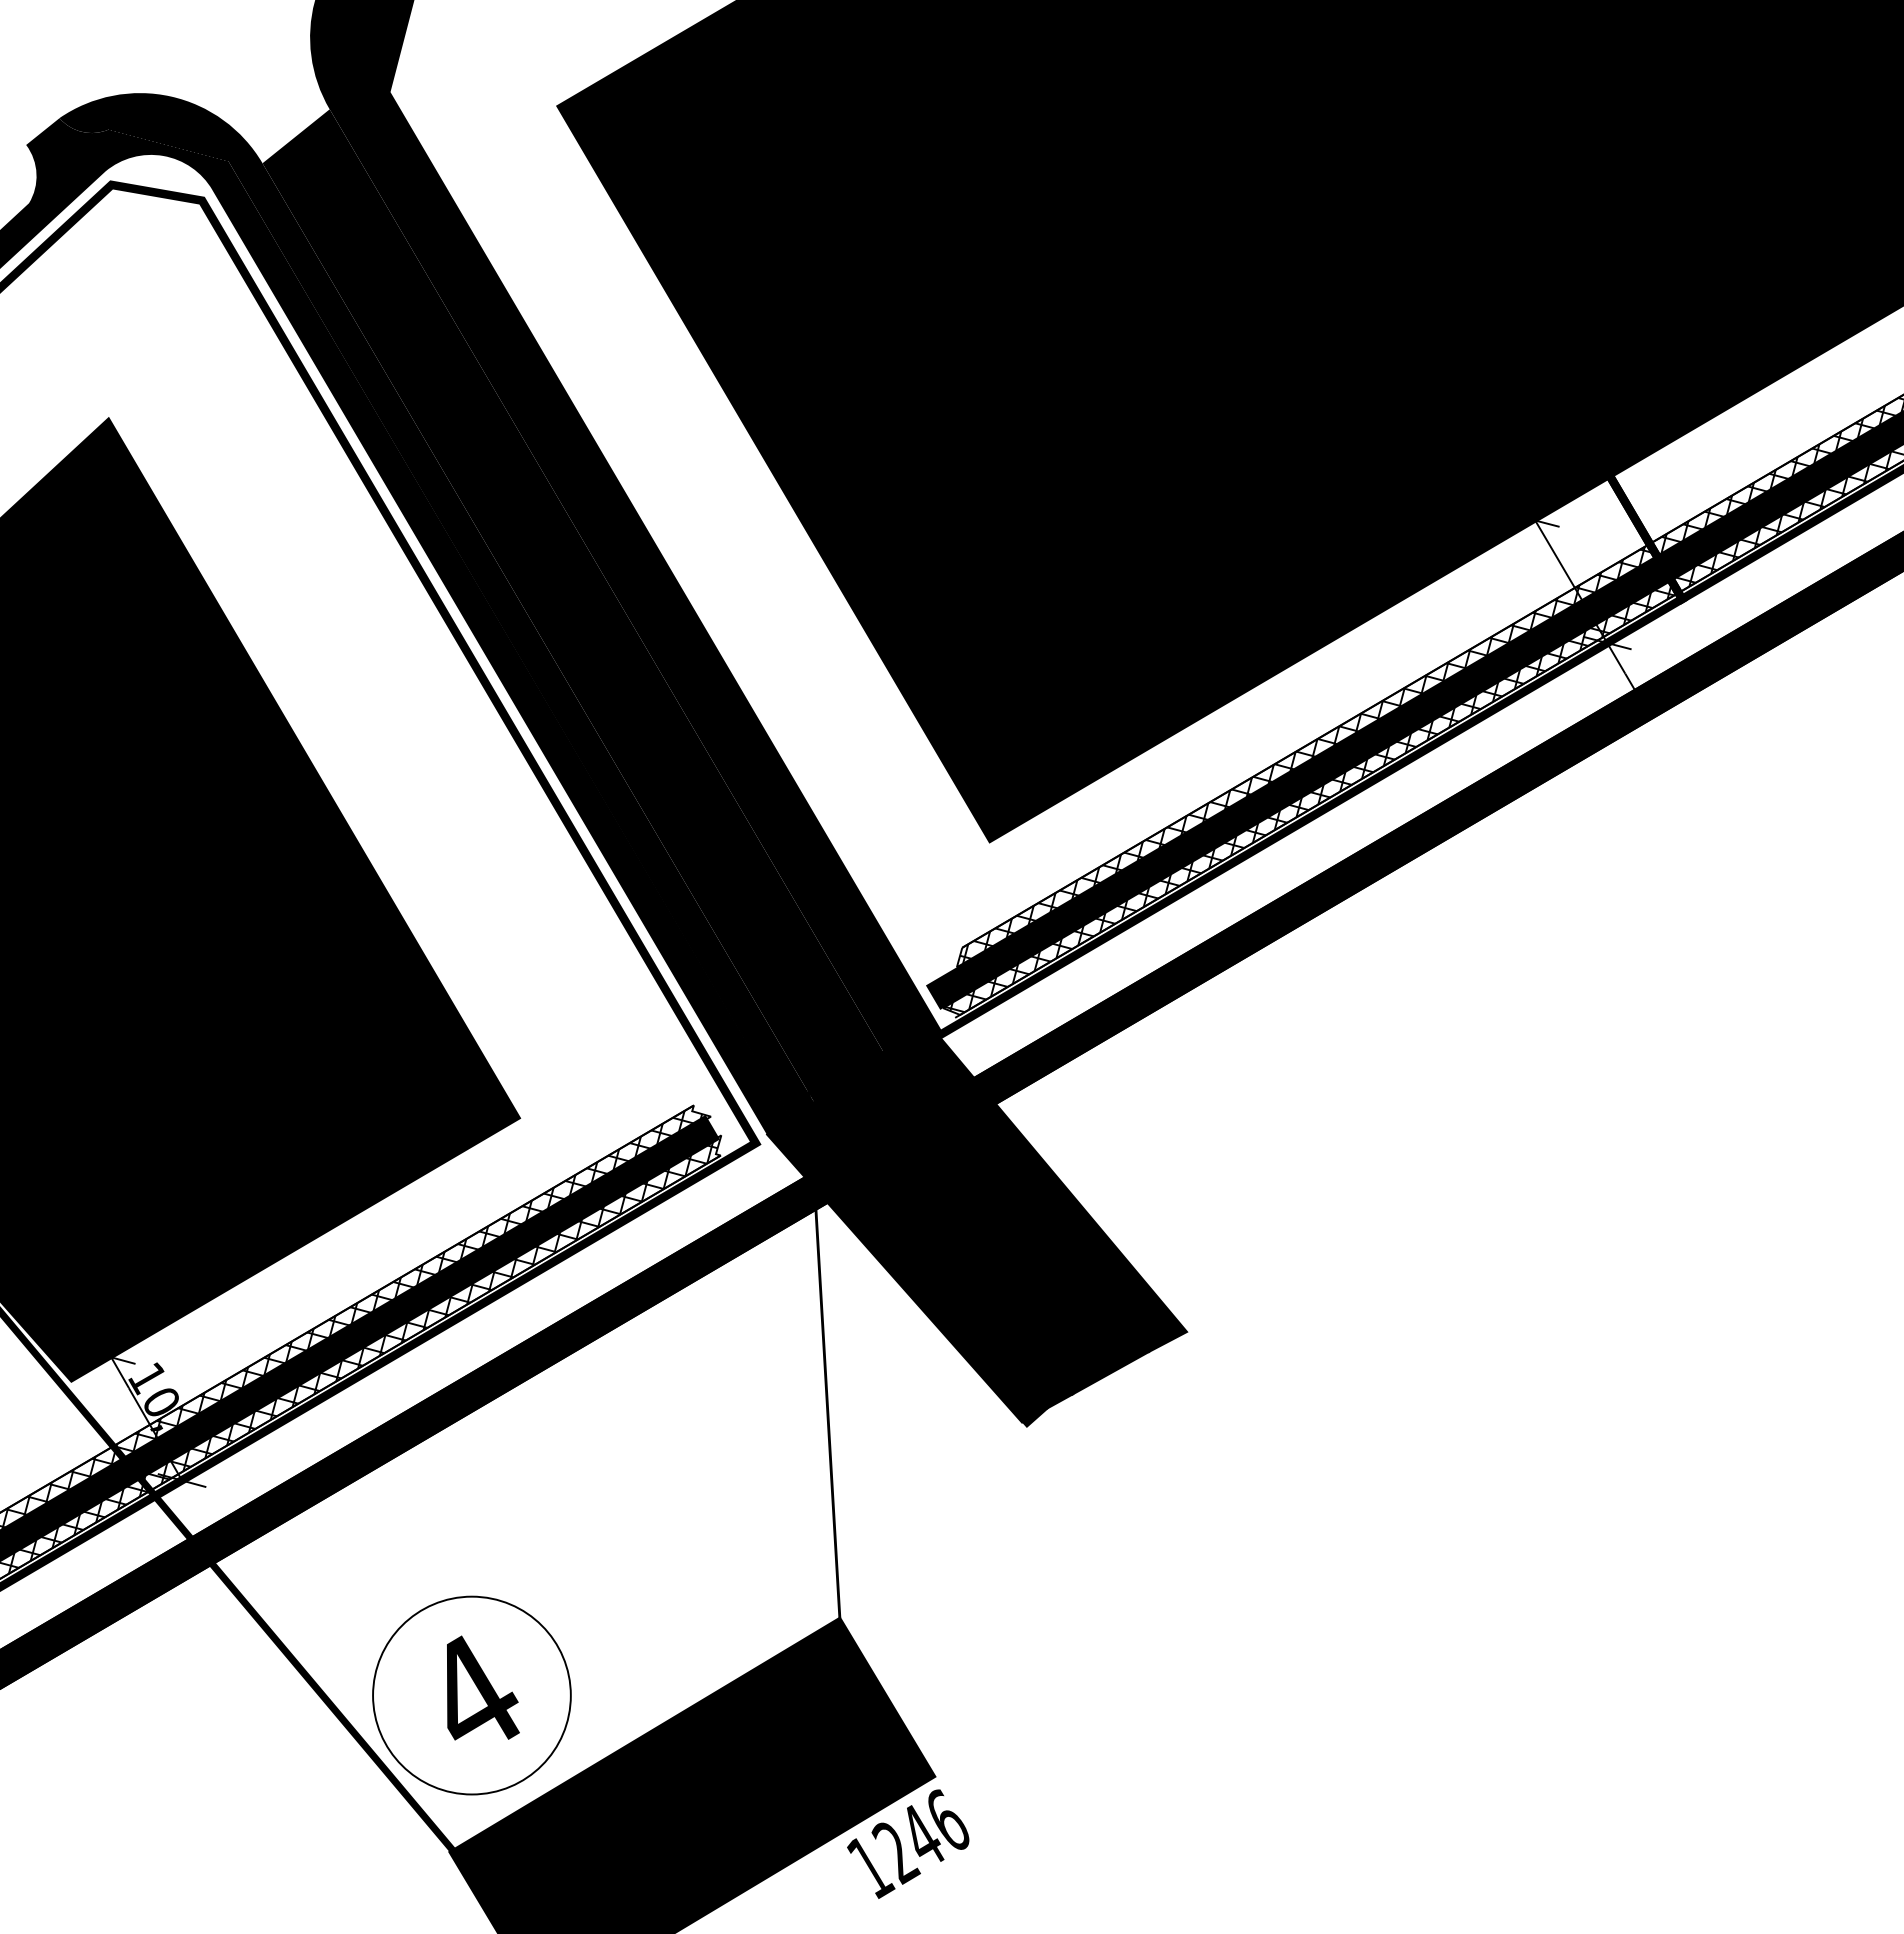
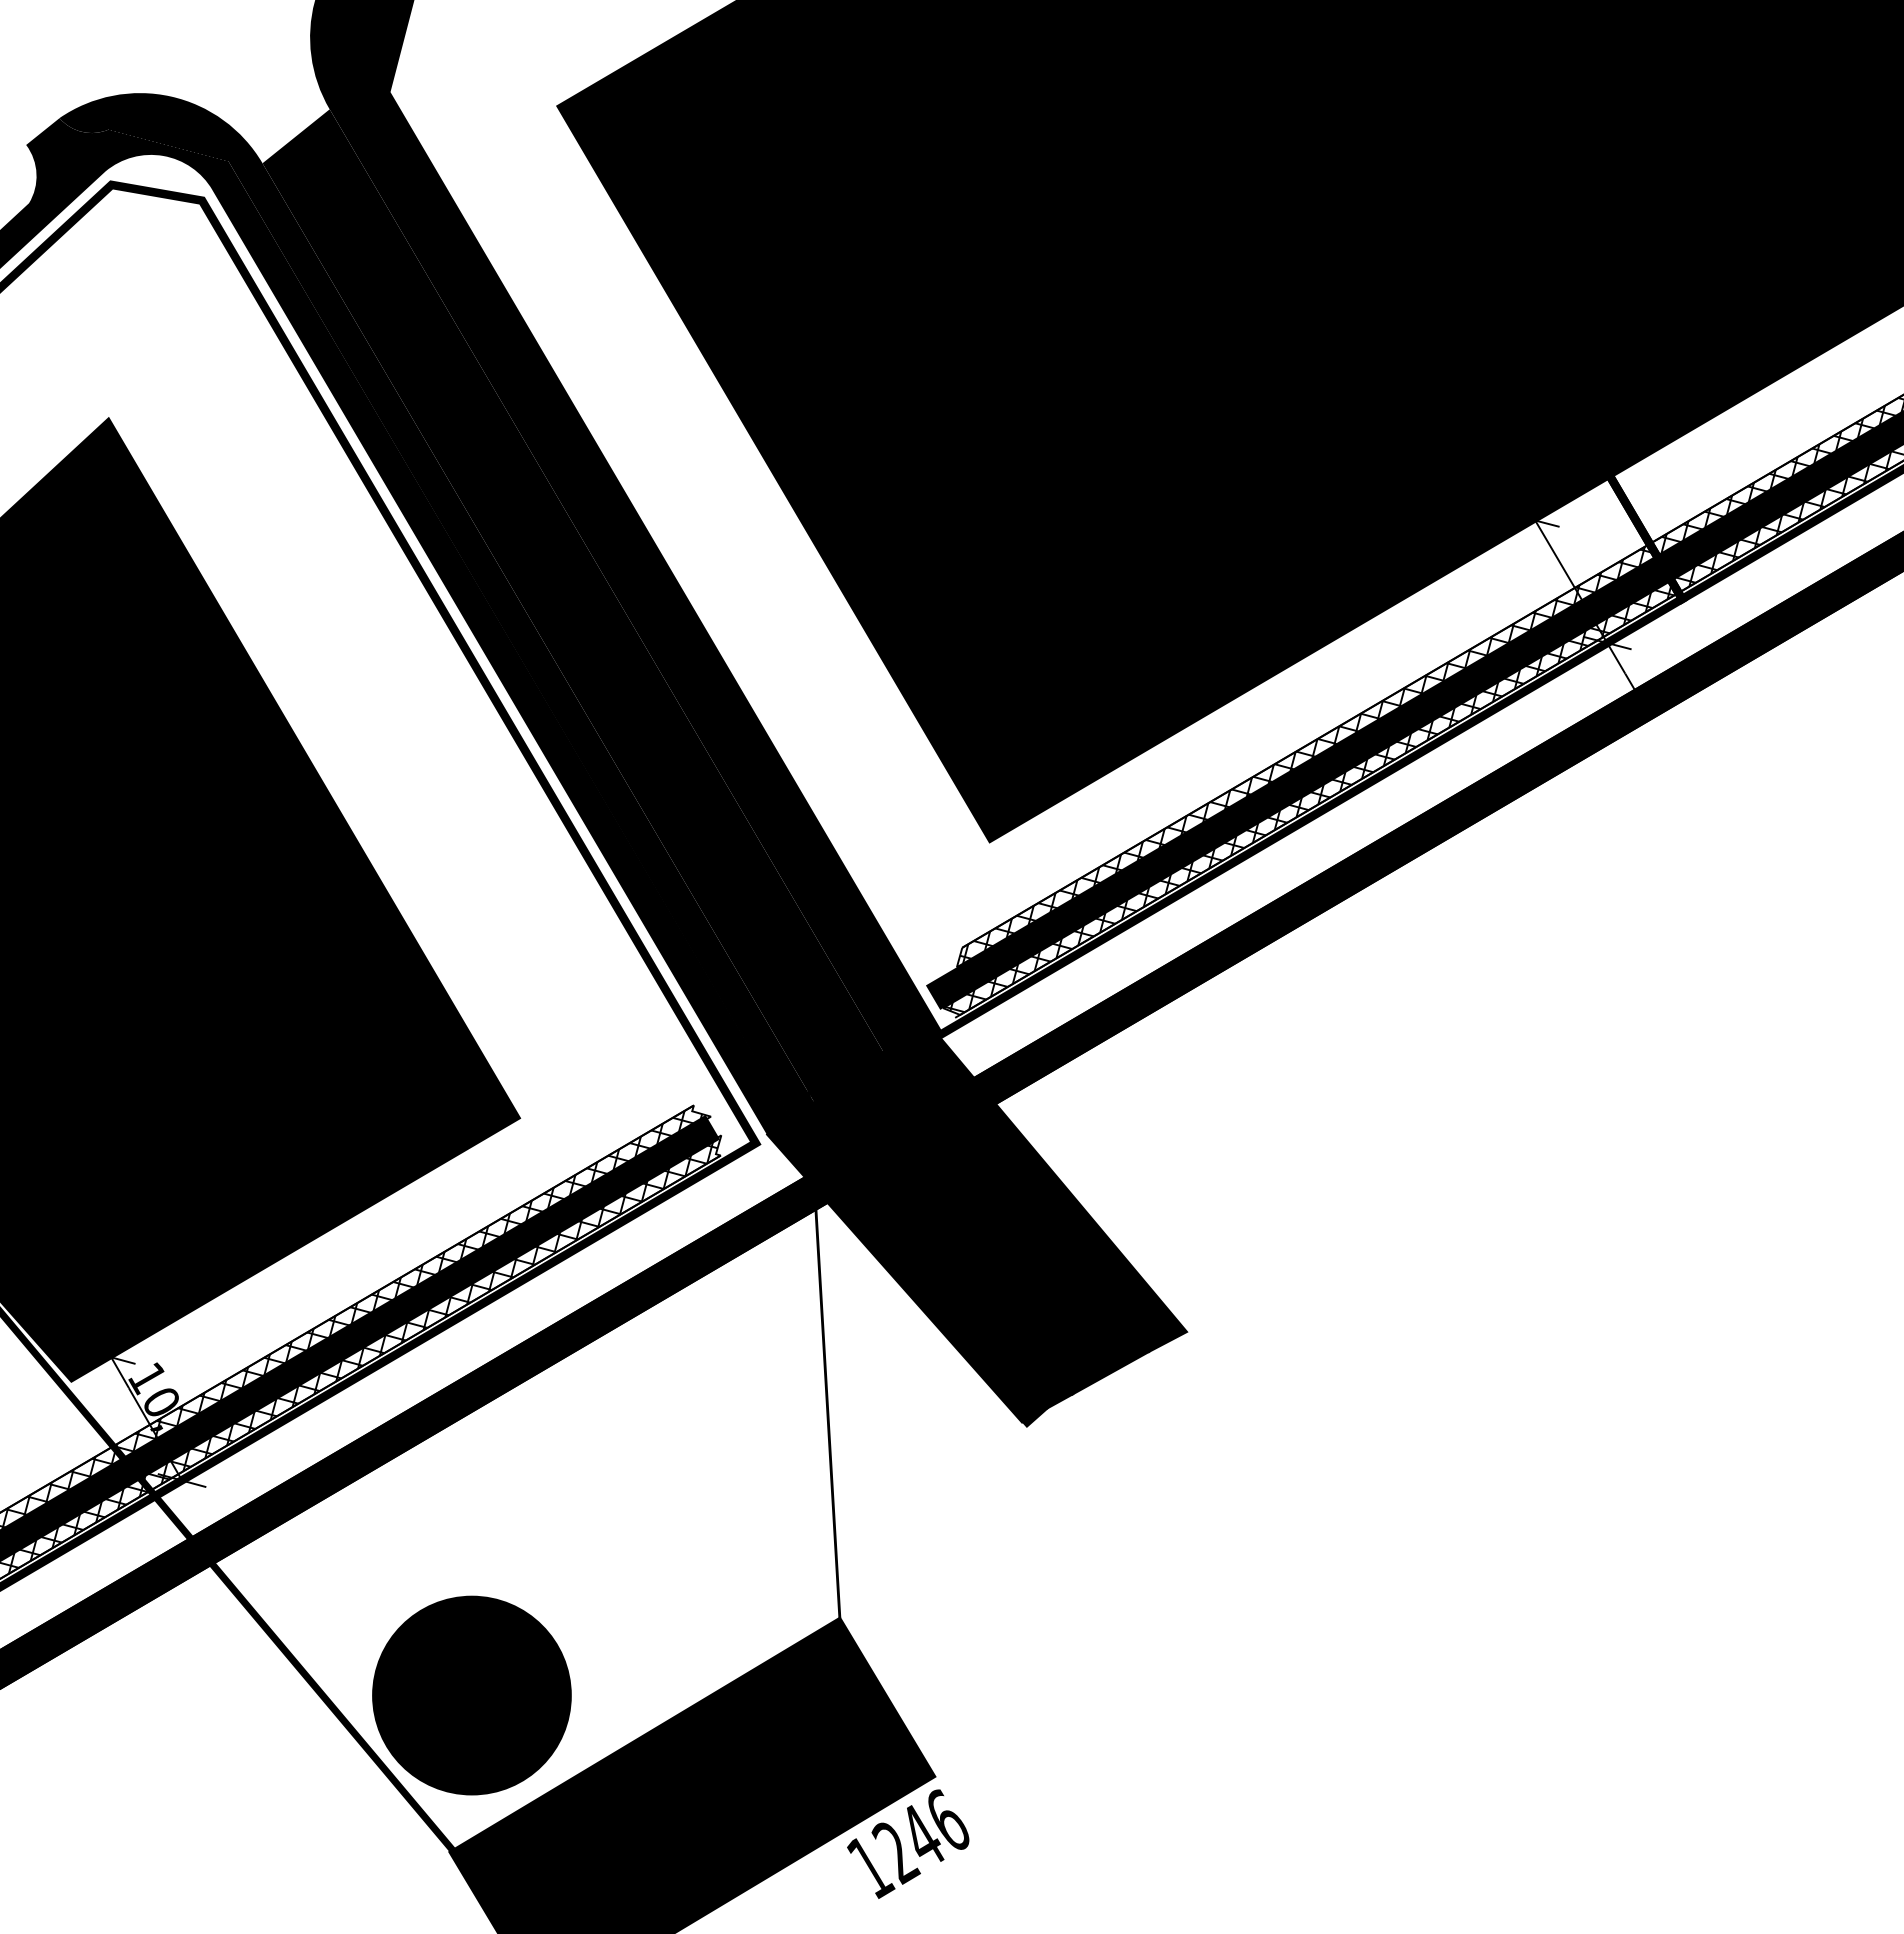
fill: none -> present (471, 1695)
